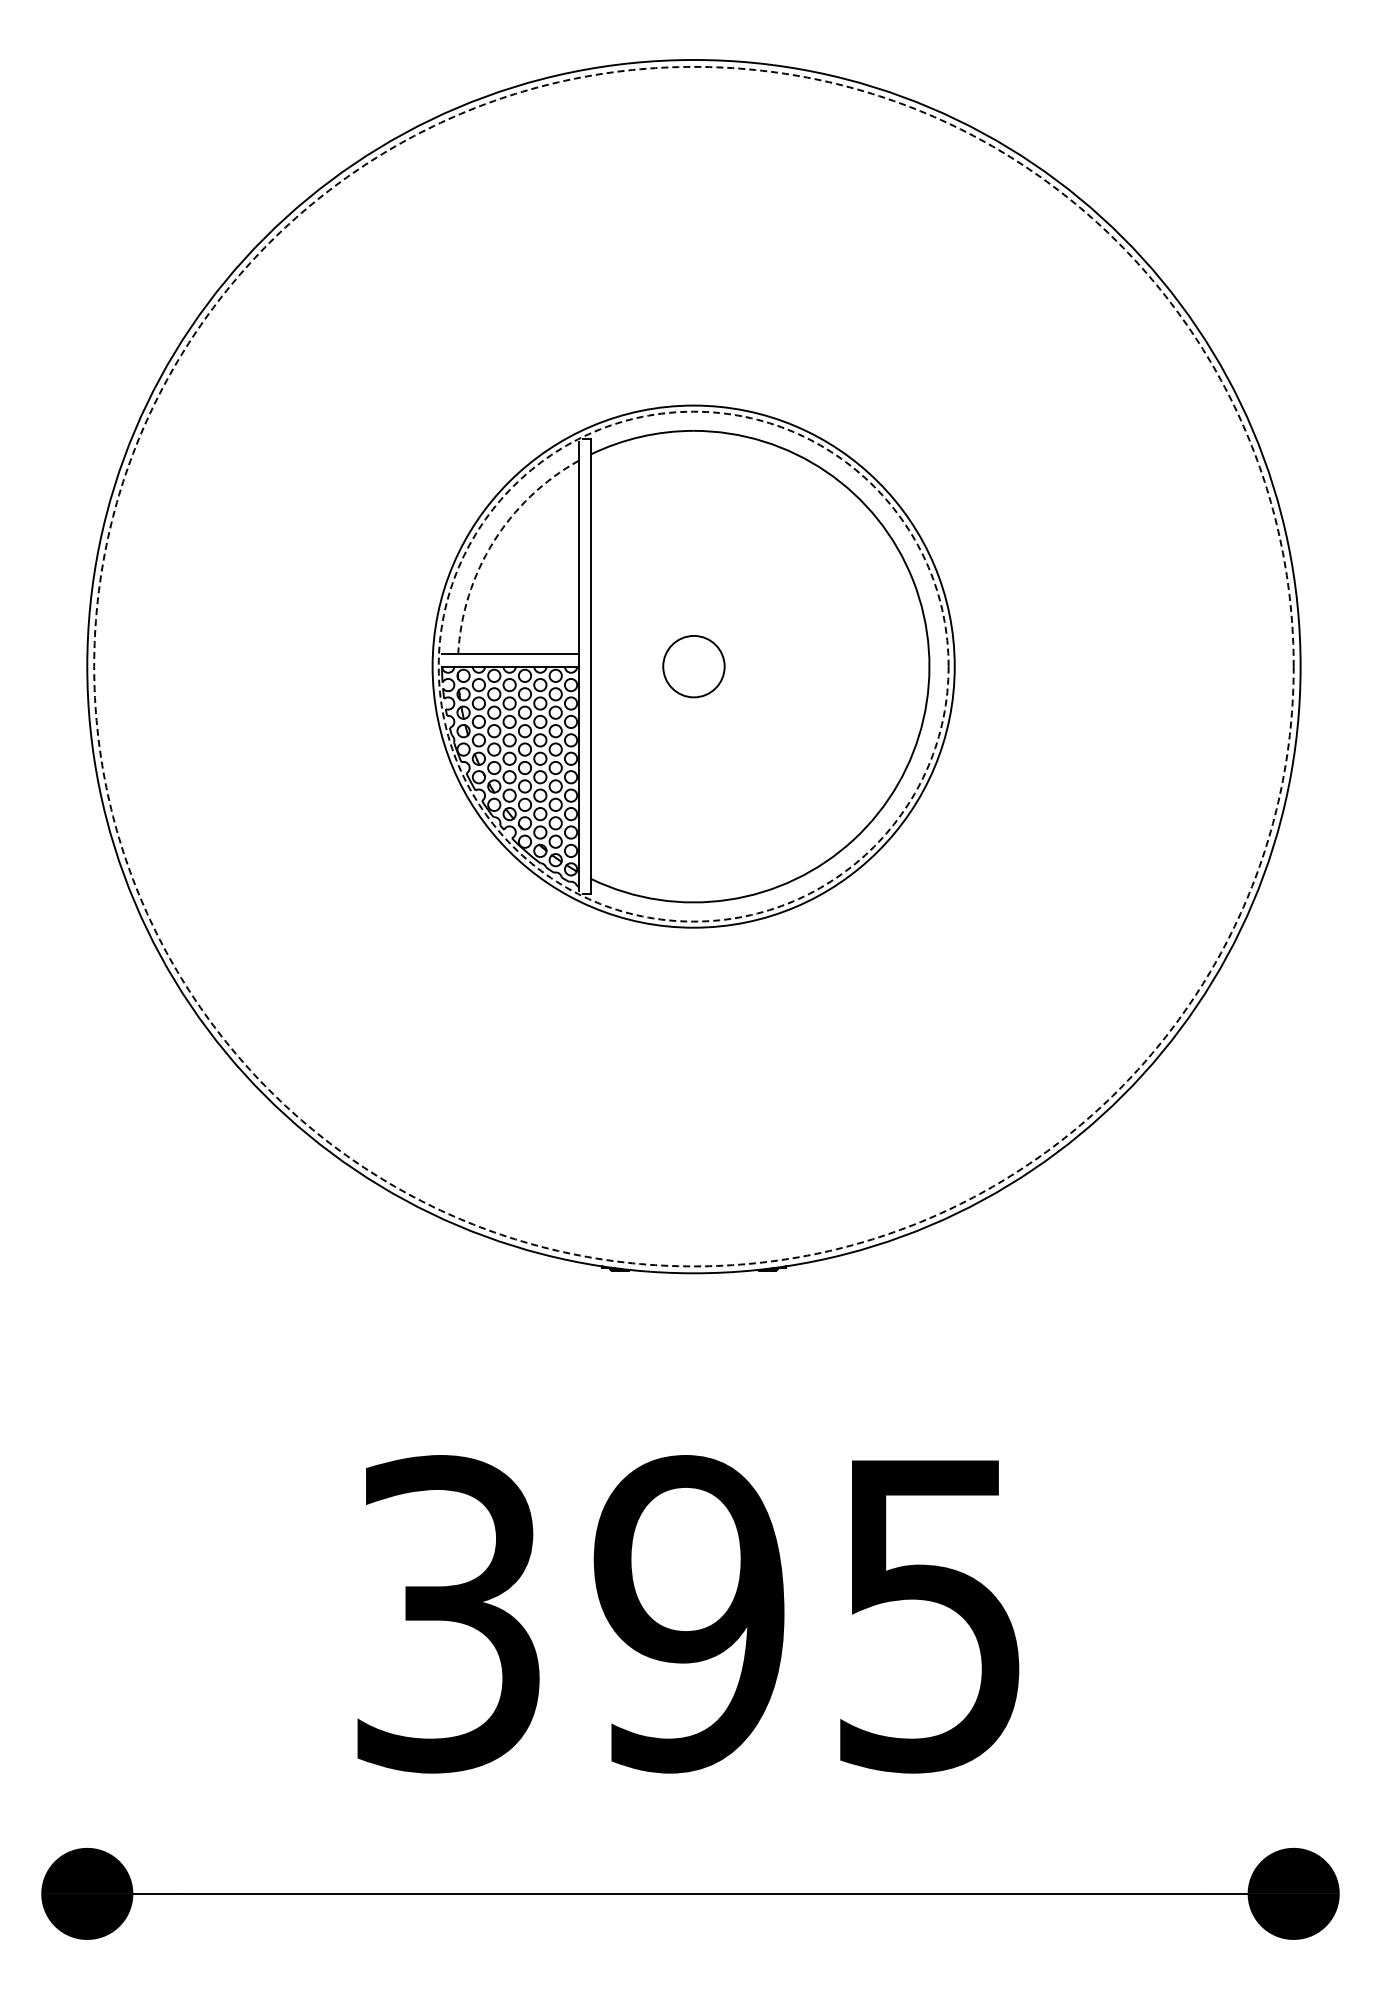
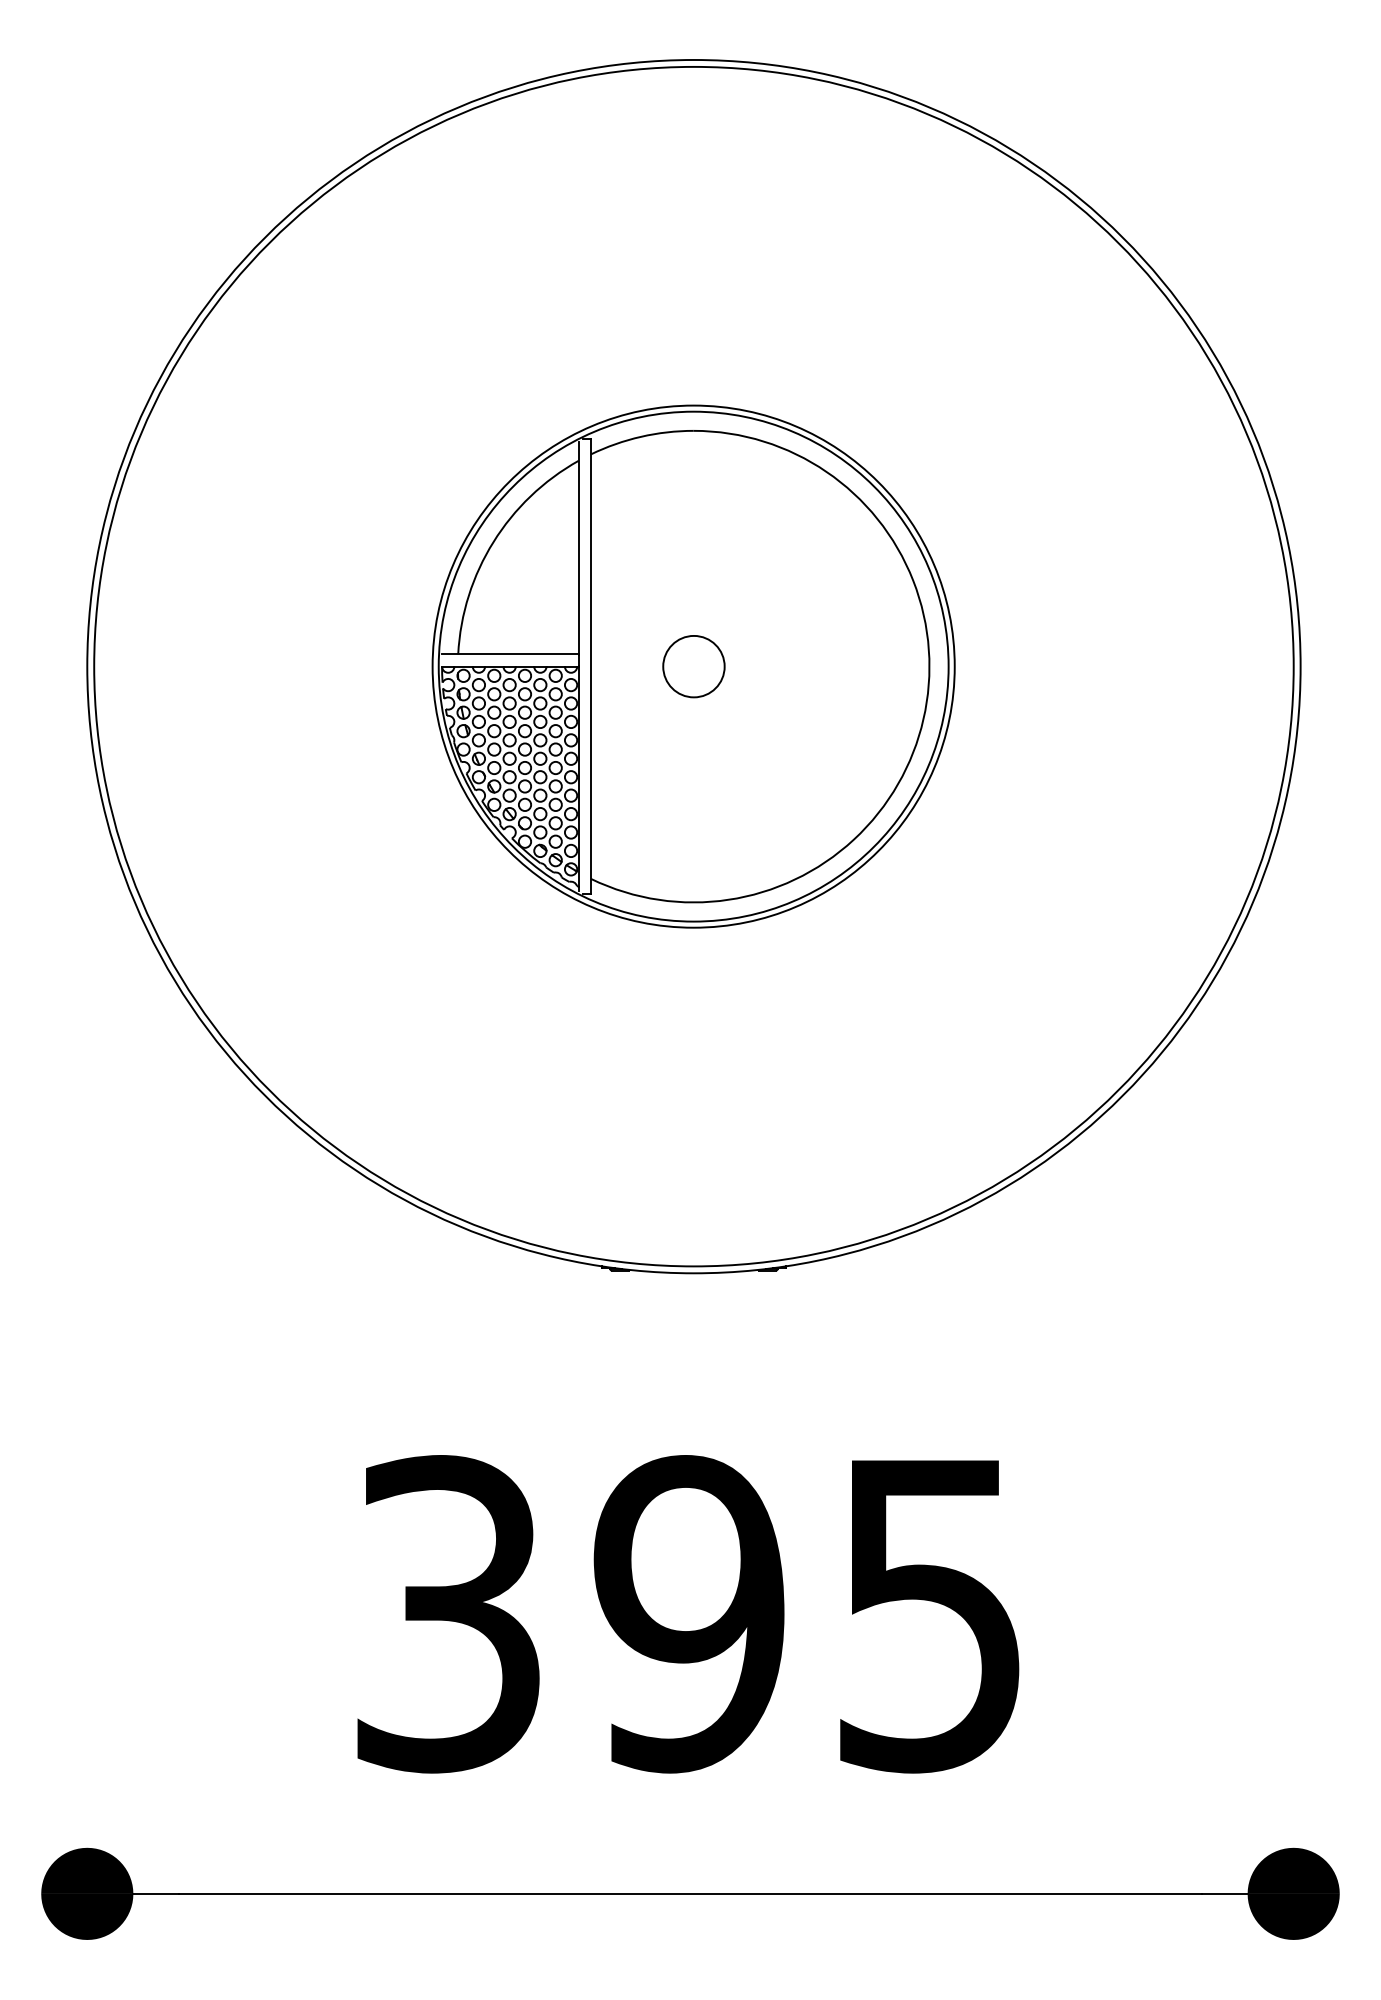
arc: dashed -> solid (493, 542)
circle: dashed -> solid (693, 666)
circle: dashed -> solid (693, 666)
